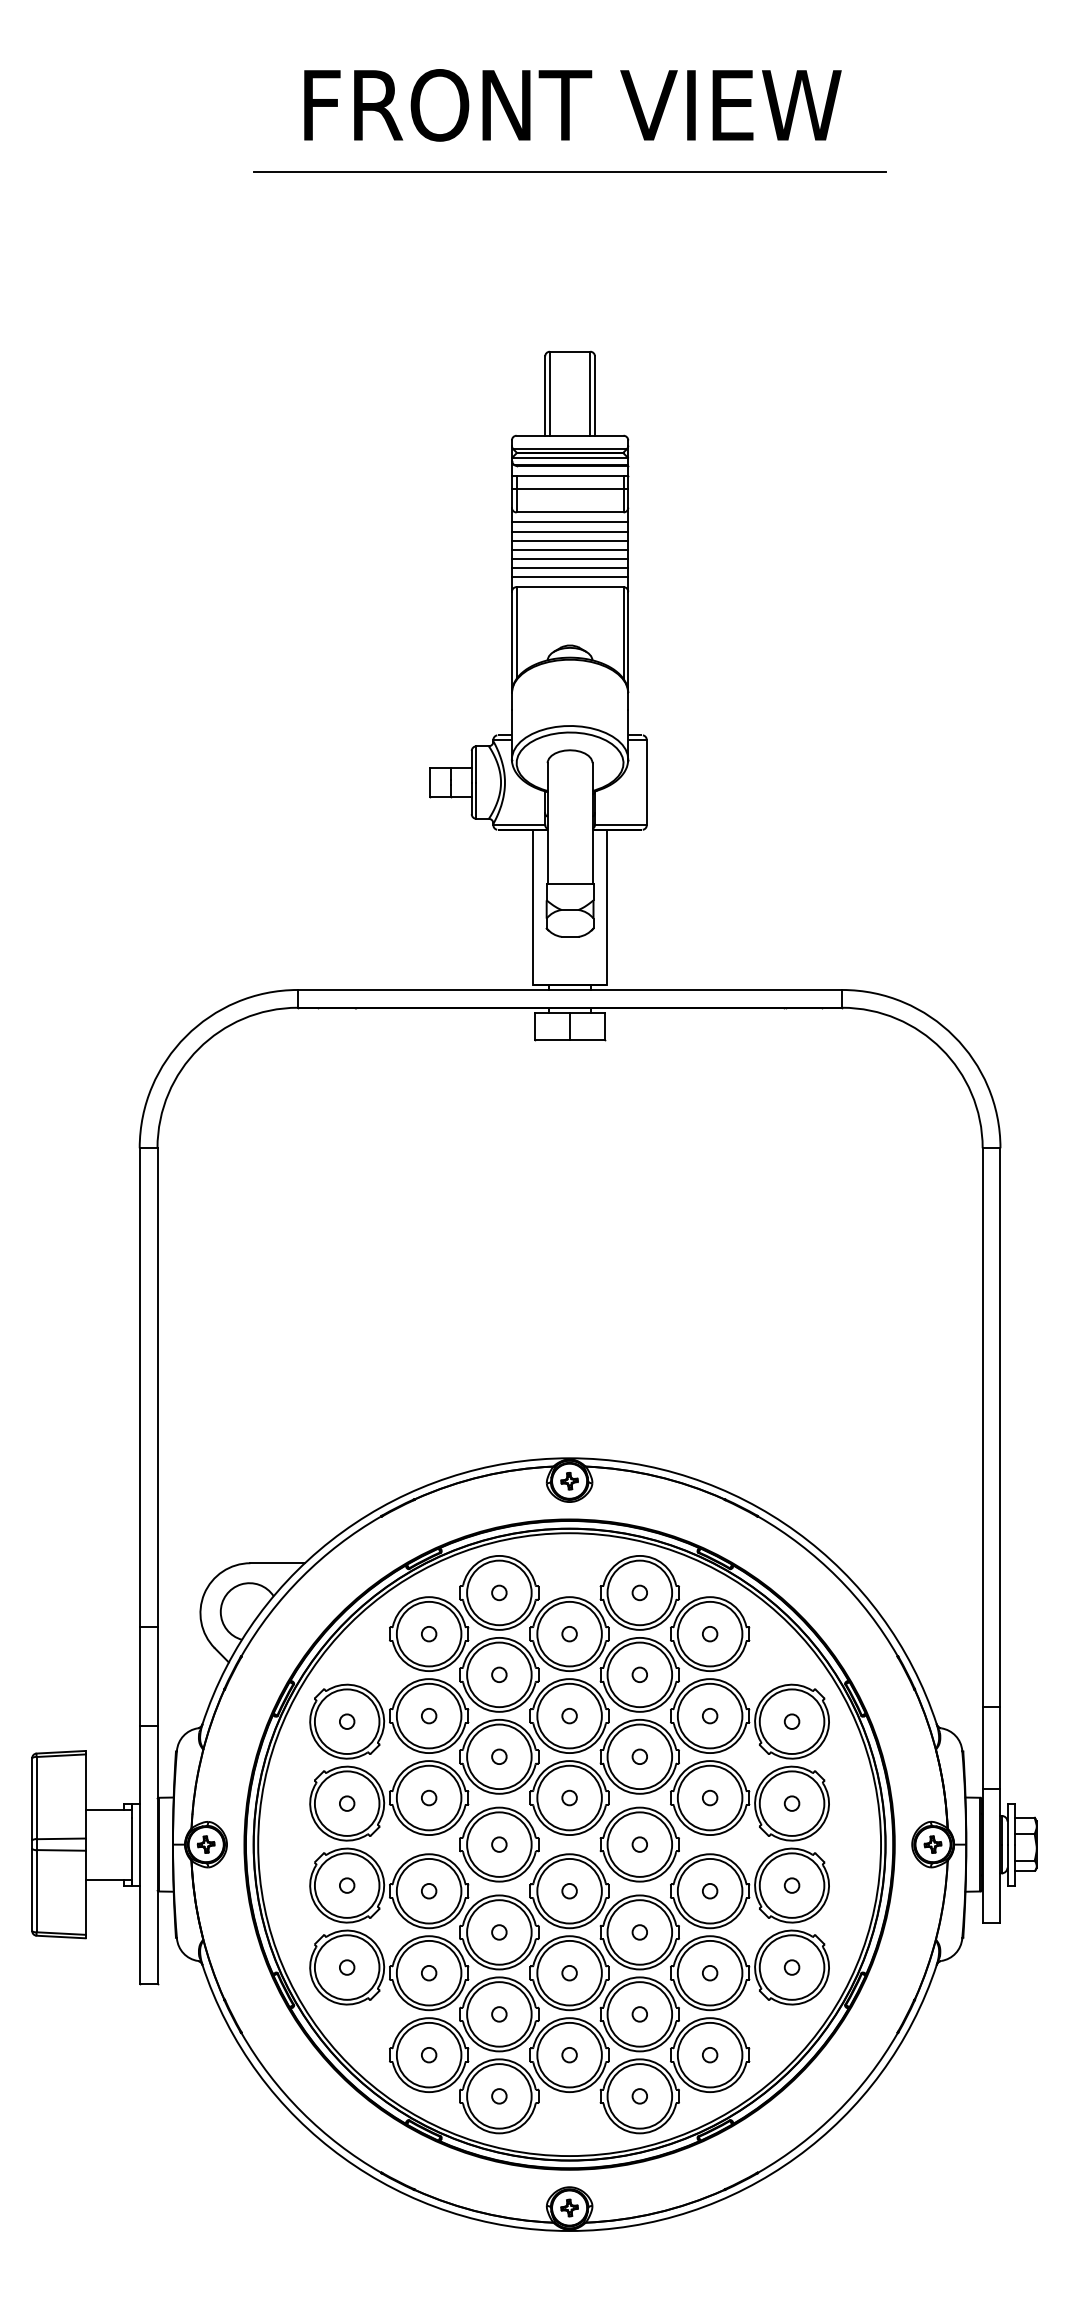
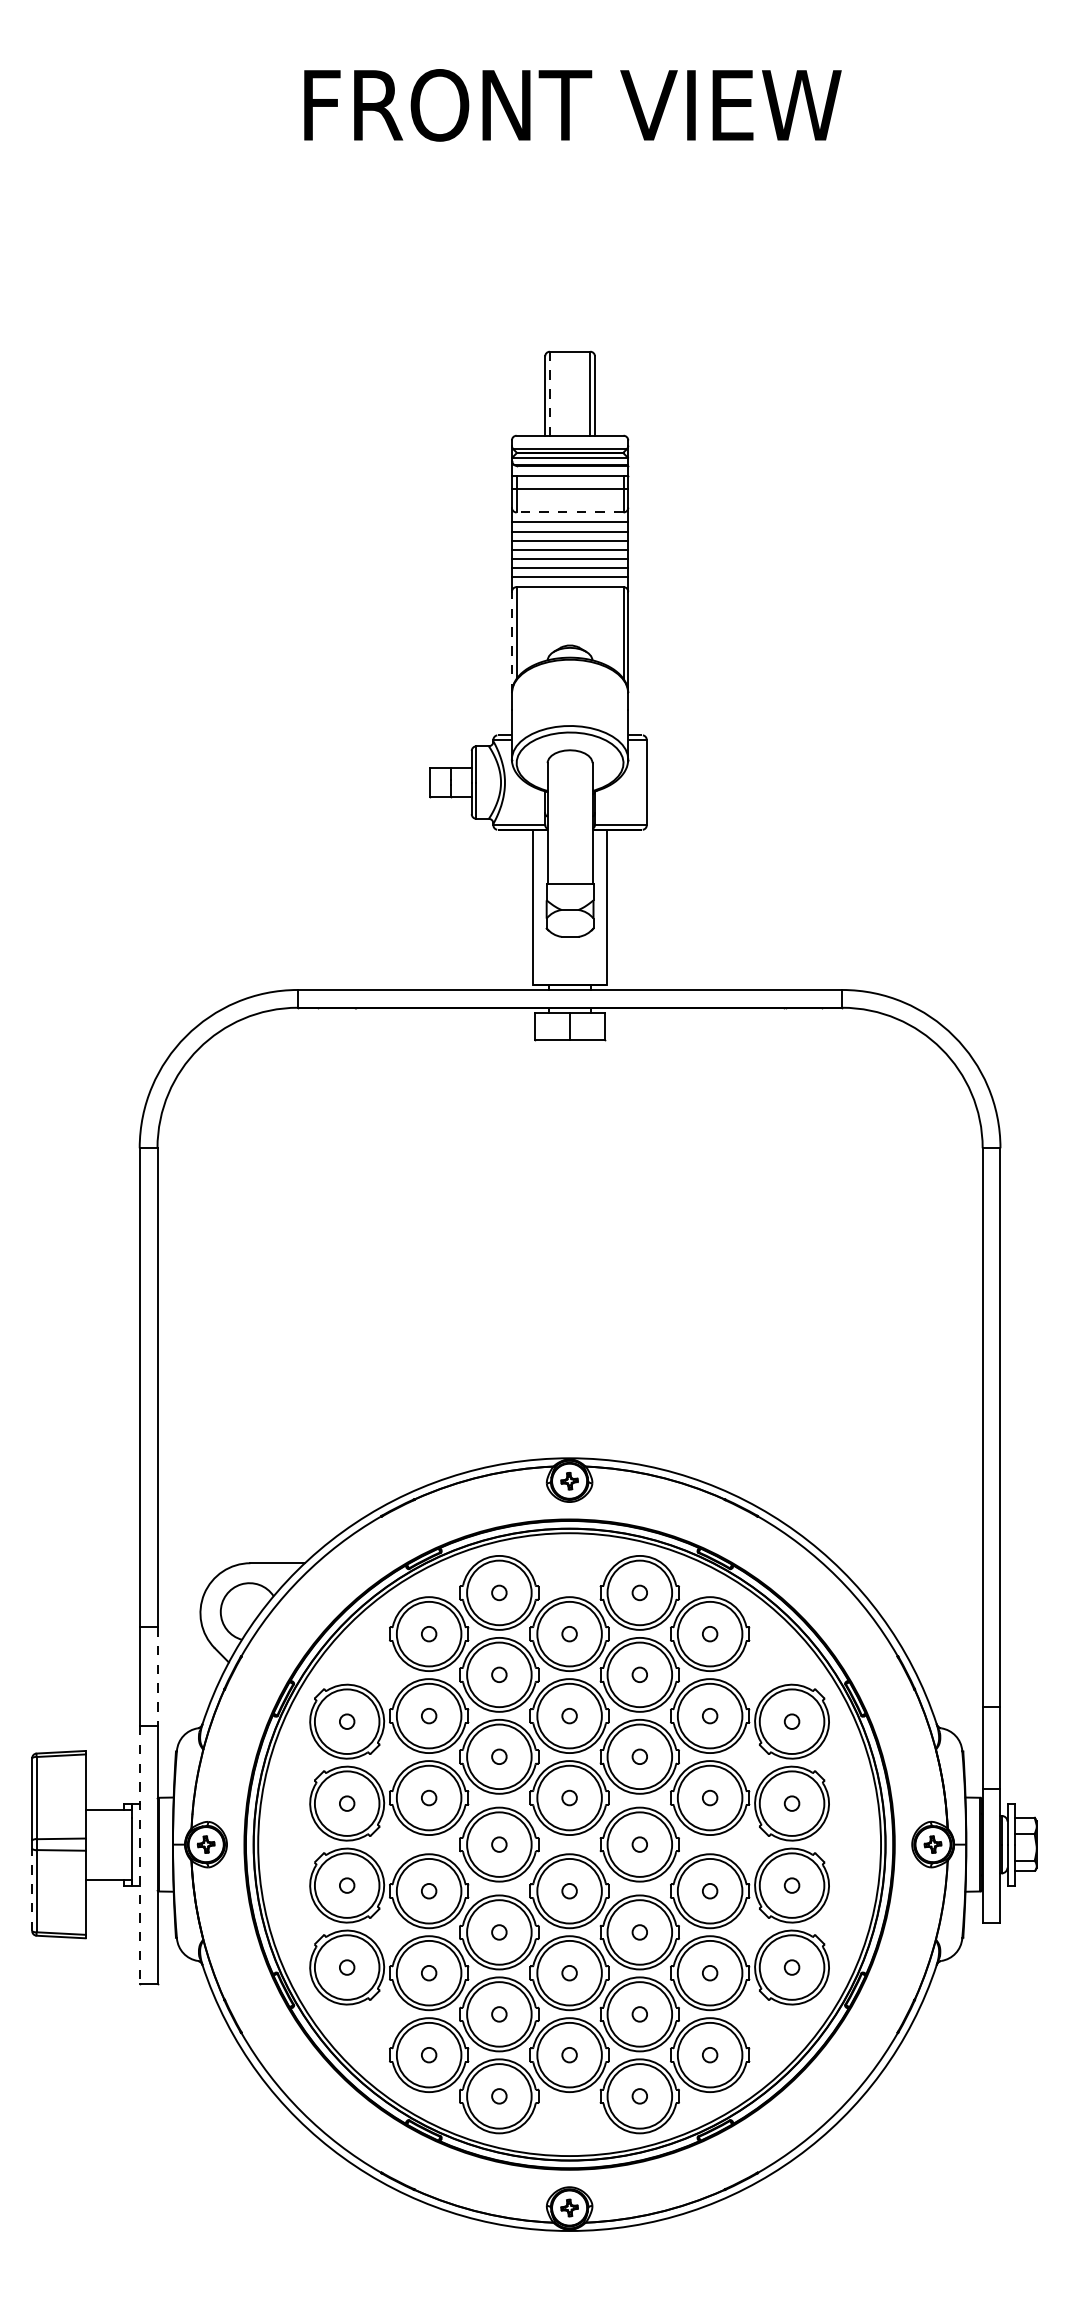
line: present -> none (569, 171)
line: solid -> dashed (549, 394)
line: solid -> dashed (569, 512)
line: solid -> dashed (511, 642)
line: solid -> dashed (157, 1677)
line: solid -> dashed (139, 1855)
line: solid -> dashed (32, 1889)
